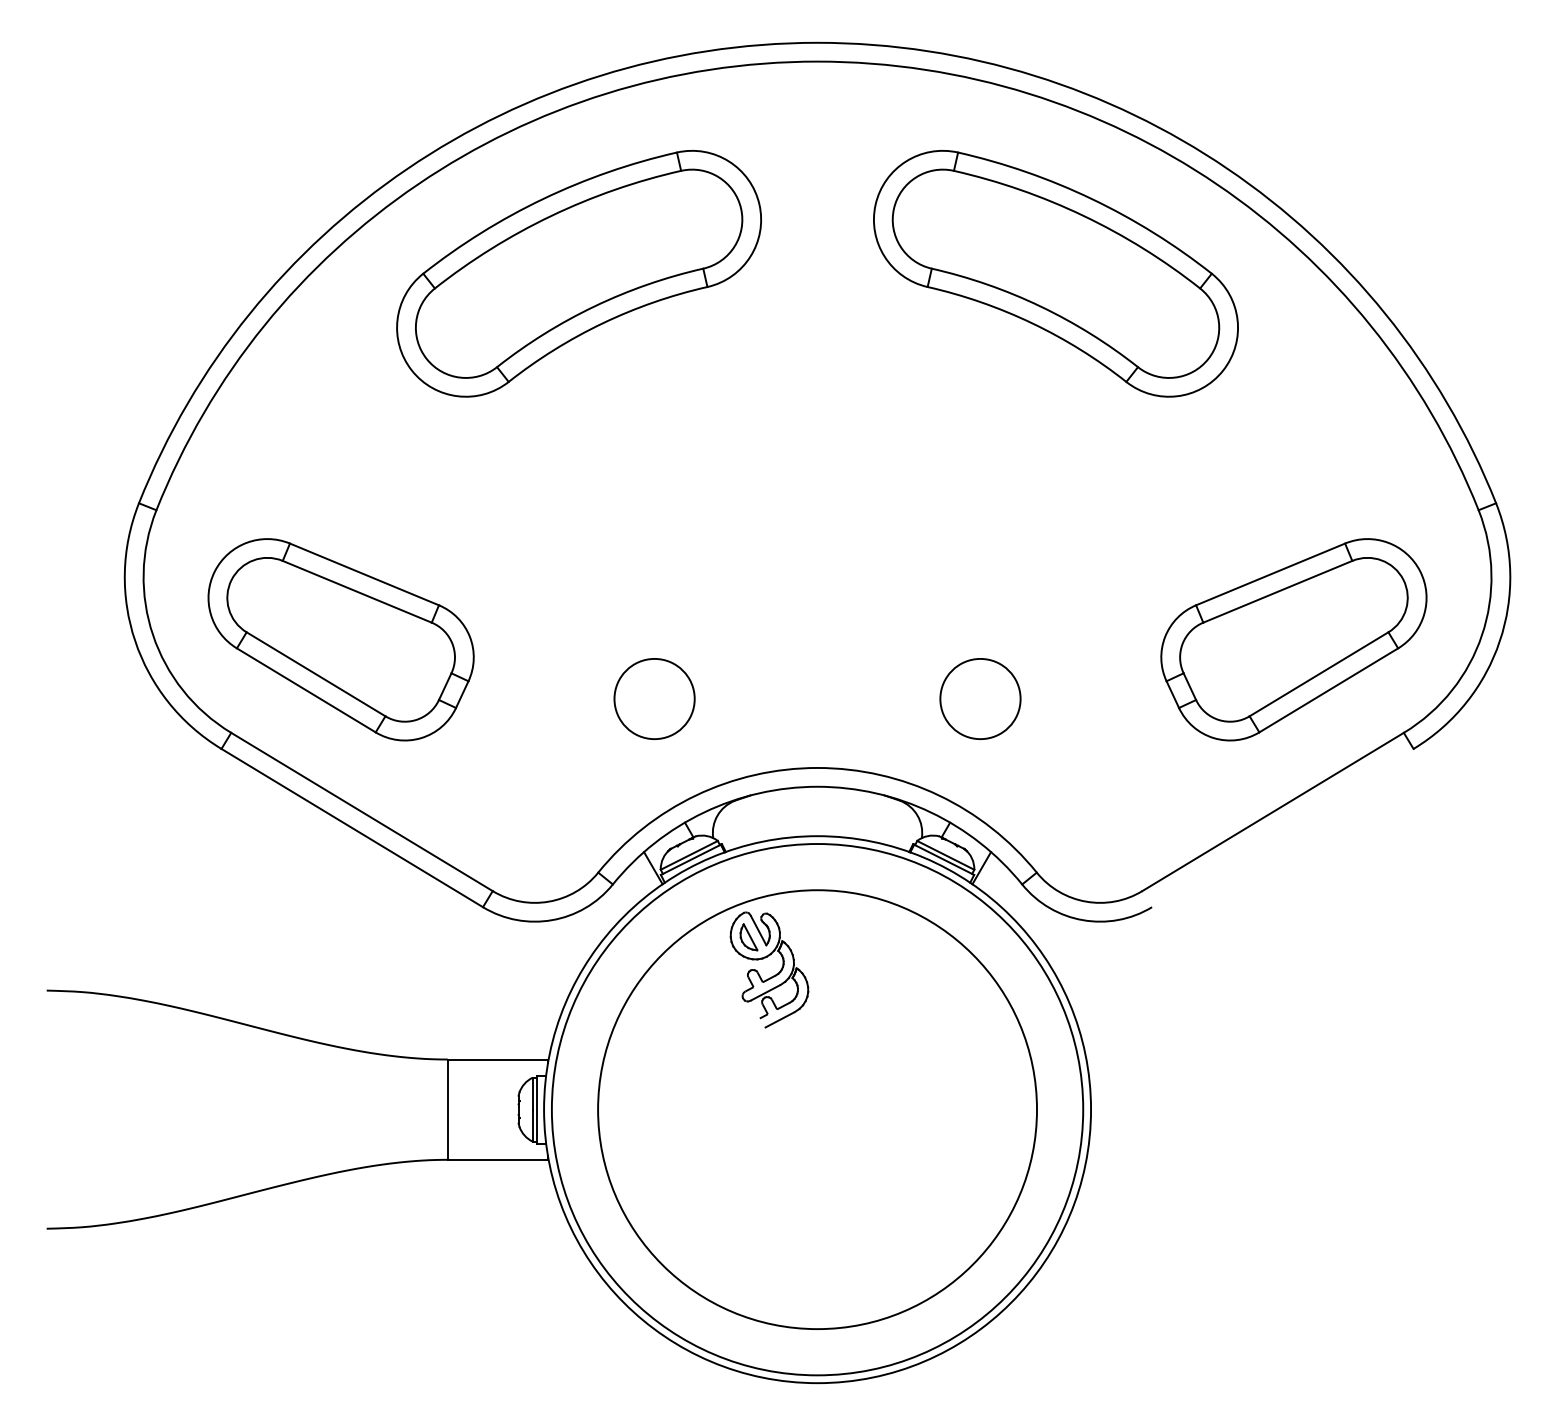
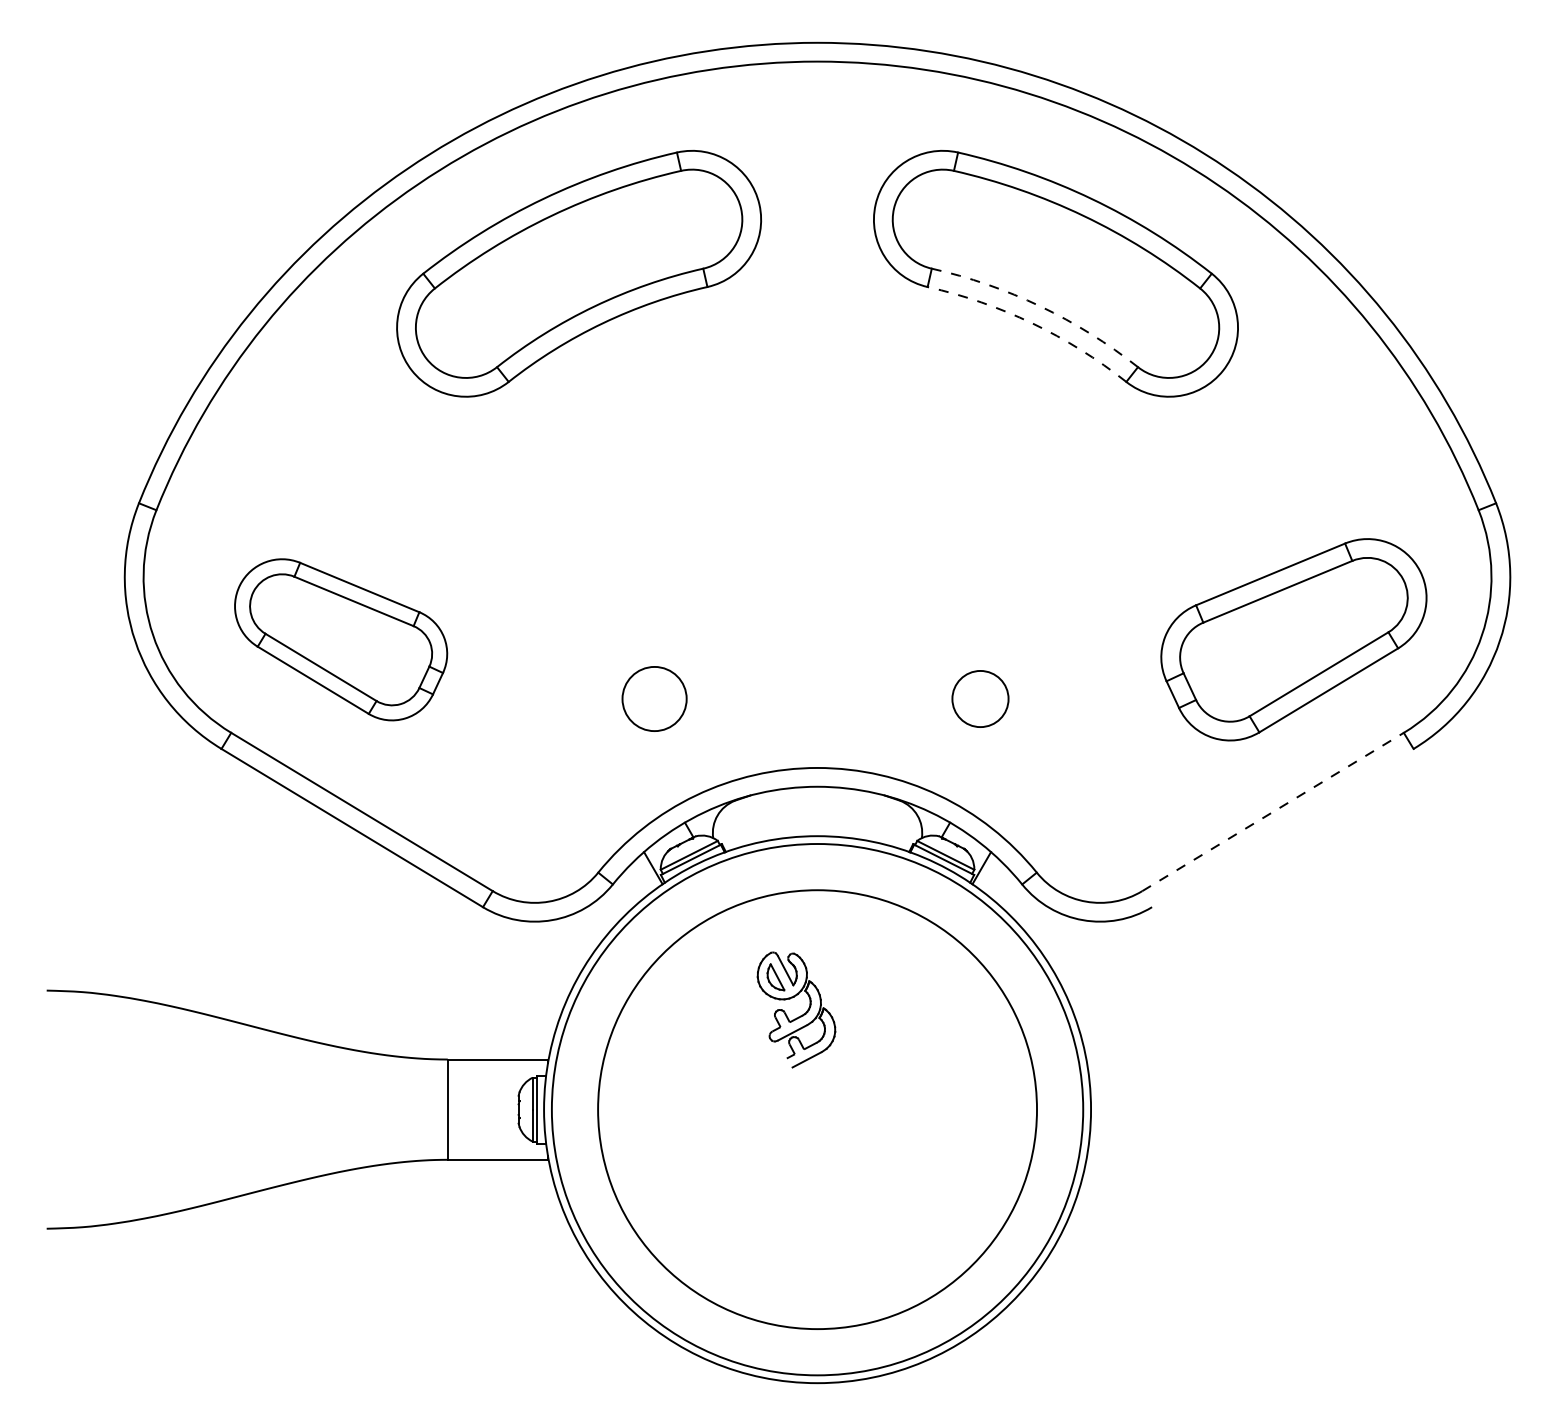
arc: solid -> dashed (1040, 306)
arc: solid -> dashed (1032, 323)
part size: 268x204 px -> 215x164 px (341, 639)
circle diameter: 80 px -> 64 px (654, 698)
circle diameter: 80 px -> 56 px (980, 698)
line: solid -> dashed (1273, 811)
part position: (773, 975) -> (800, 1015) (800, 1015)
